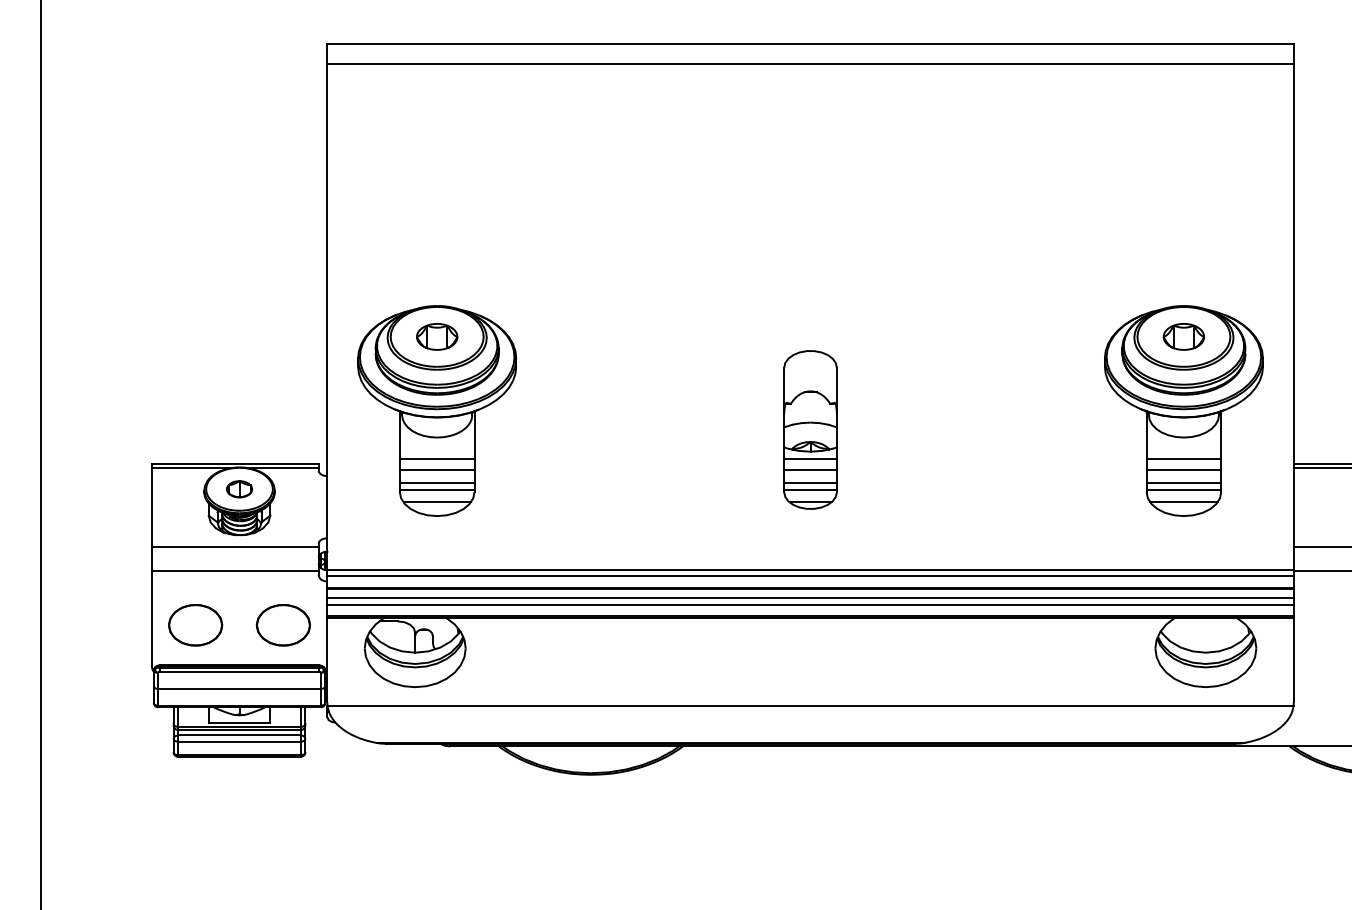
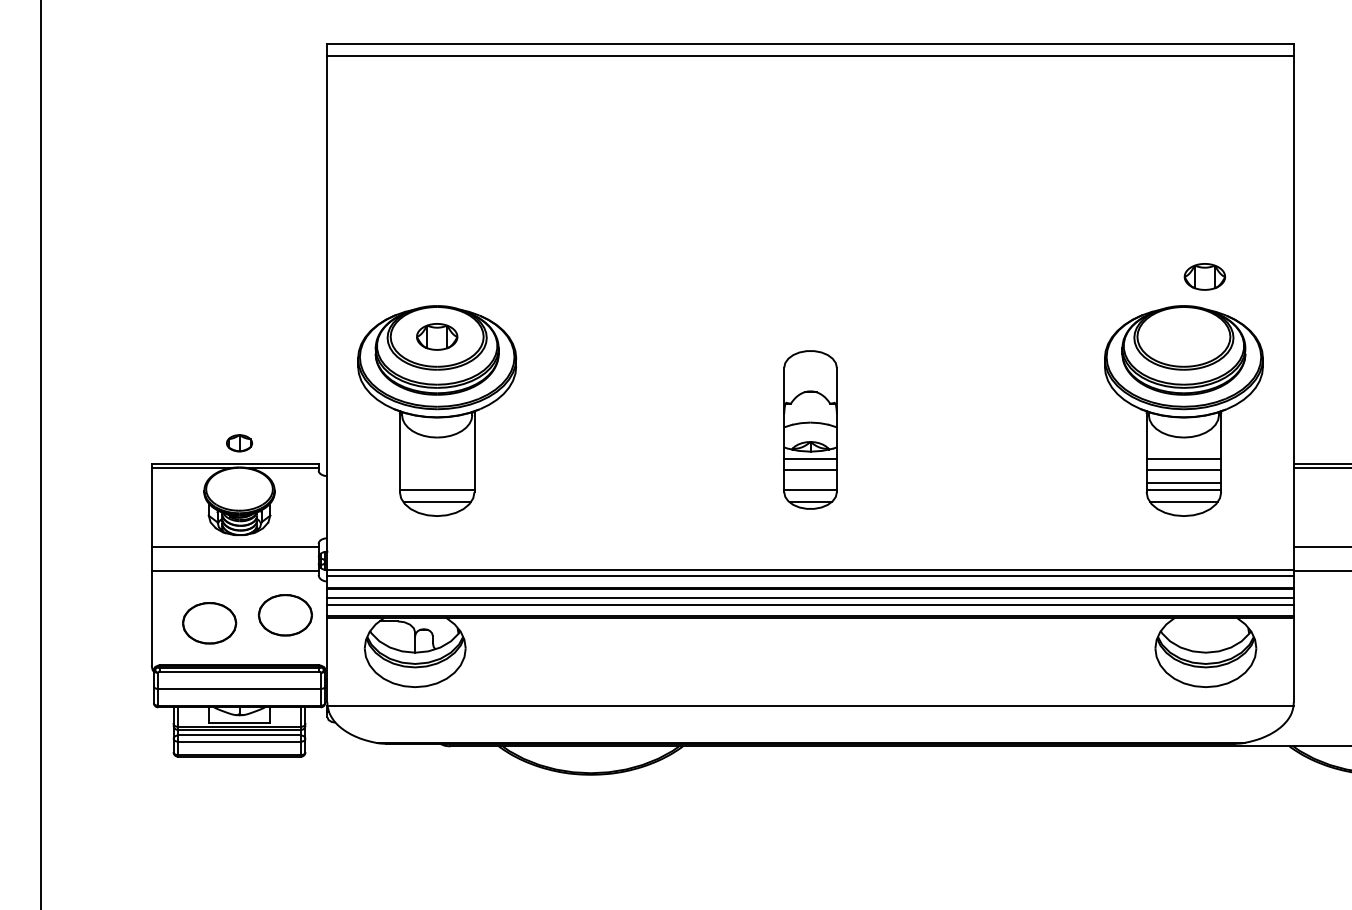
line position: (810, 64) -> (810, 56) (810, 56)
part position: (1183, 336) -> (1204, 276) (1204, 276)
line: present -> none (436, 459)
line: present -> none (436, 470)
line: present -> none (436, 482)
line: present -> none (810, 482)
part position: (239, 489) -> (239, 443) (239, 443)
part position: (195, 625) -> (209, 623) (209, 623)
part position: (282, 625) -> (284, 615) (284, 615)
